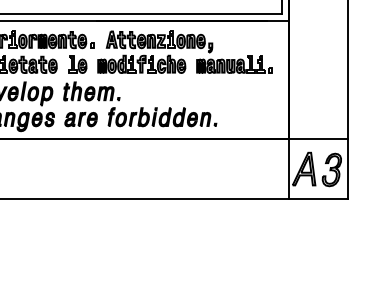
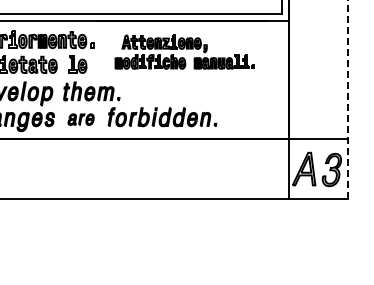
part size: 176x44 px -> 141x36 px (184, 51)
line: solid -> dashed (348, 99)
part size: 34x16 px -> 28x13 px (80, 119)
